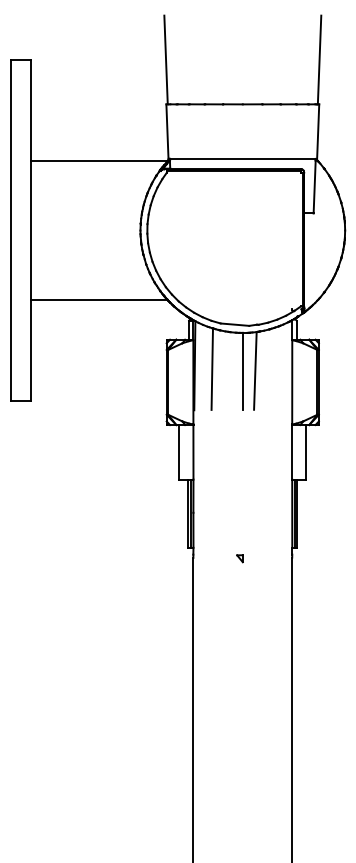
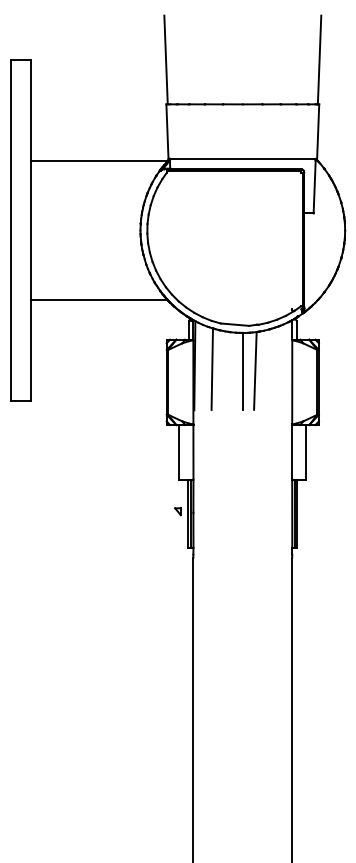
part position: (239, 558) -> (177, 511) (177, 511)
